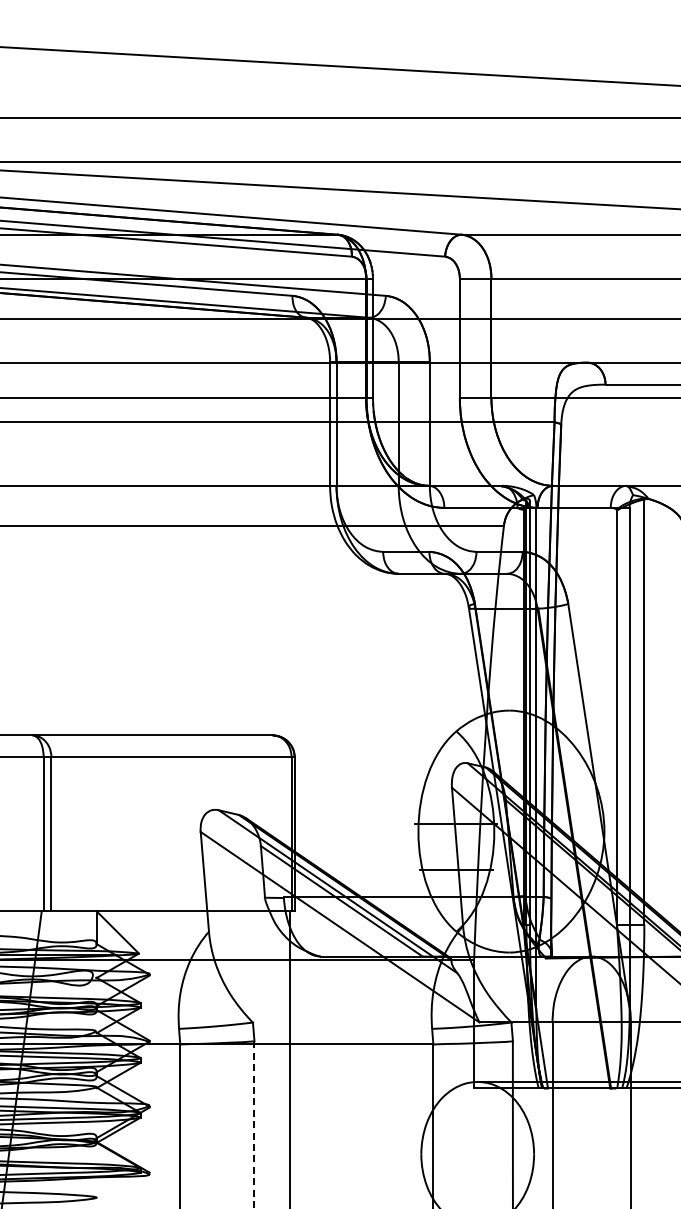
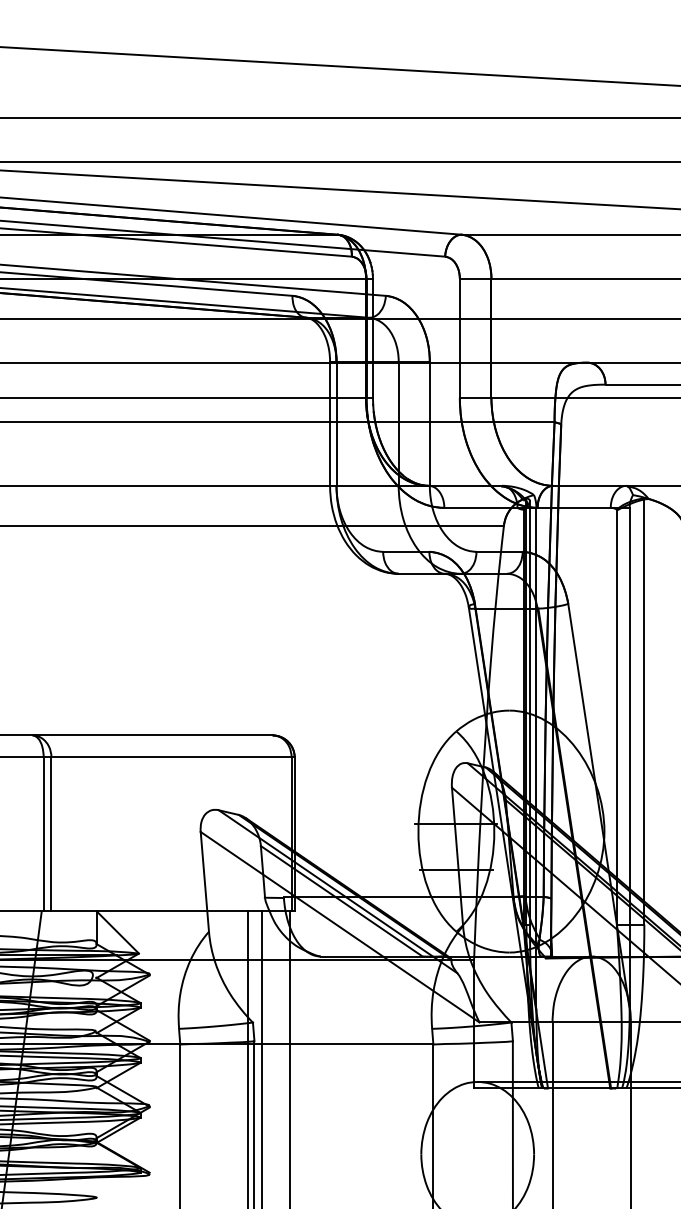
line: none -> present (247, 1058)
line: none -> present (261, 1058)
line: dashed -> solid (254, 1125)
